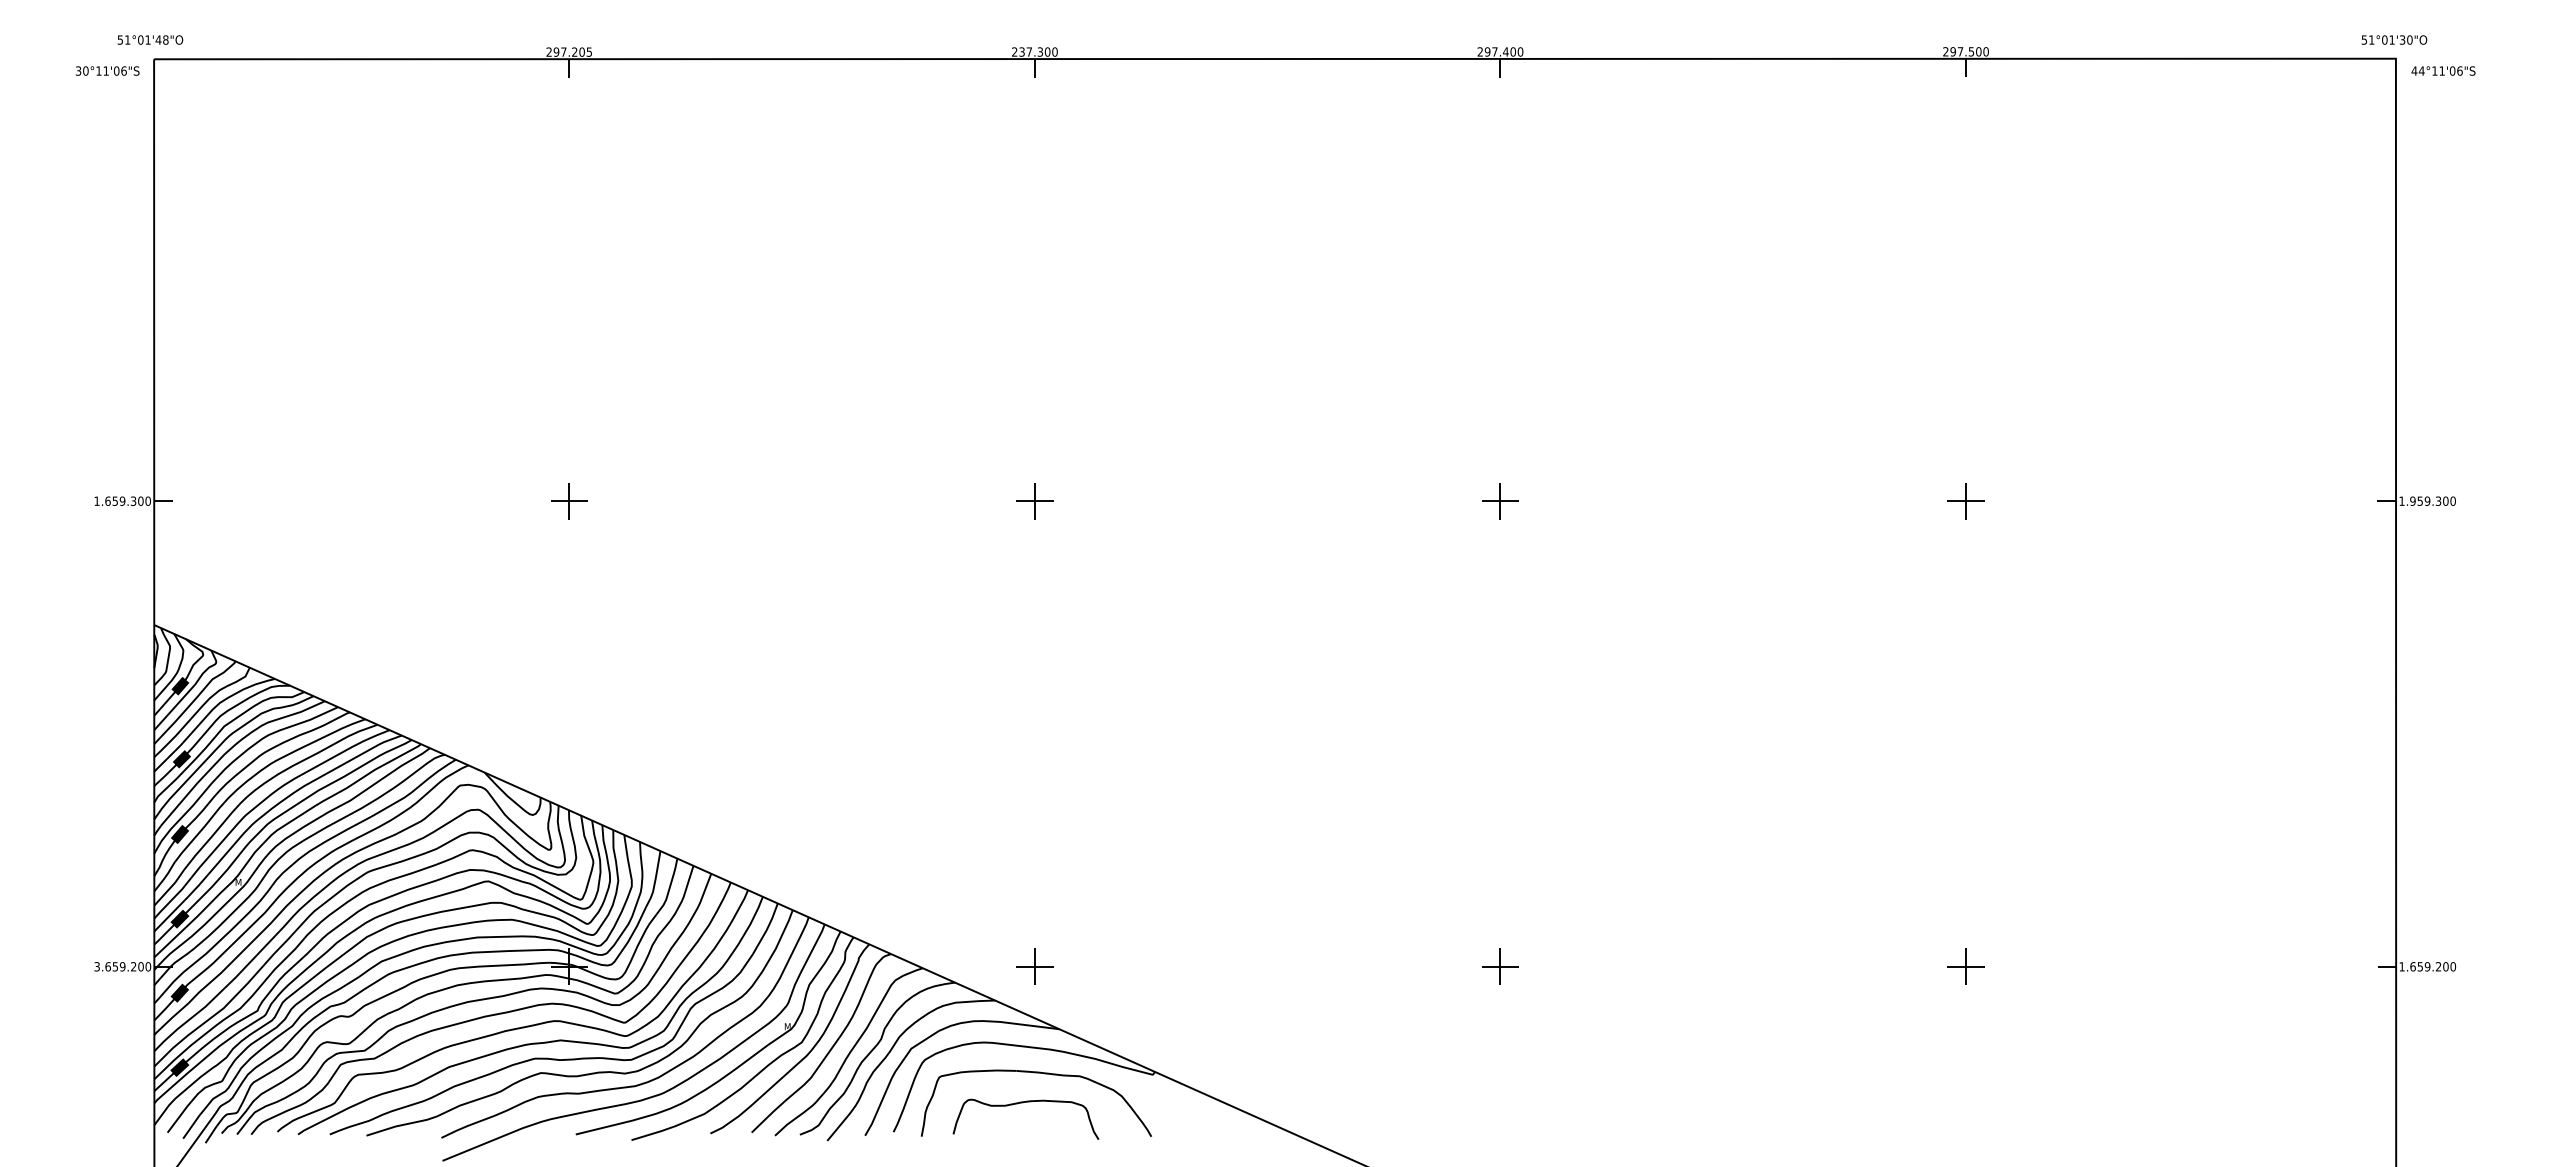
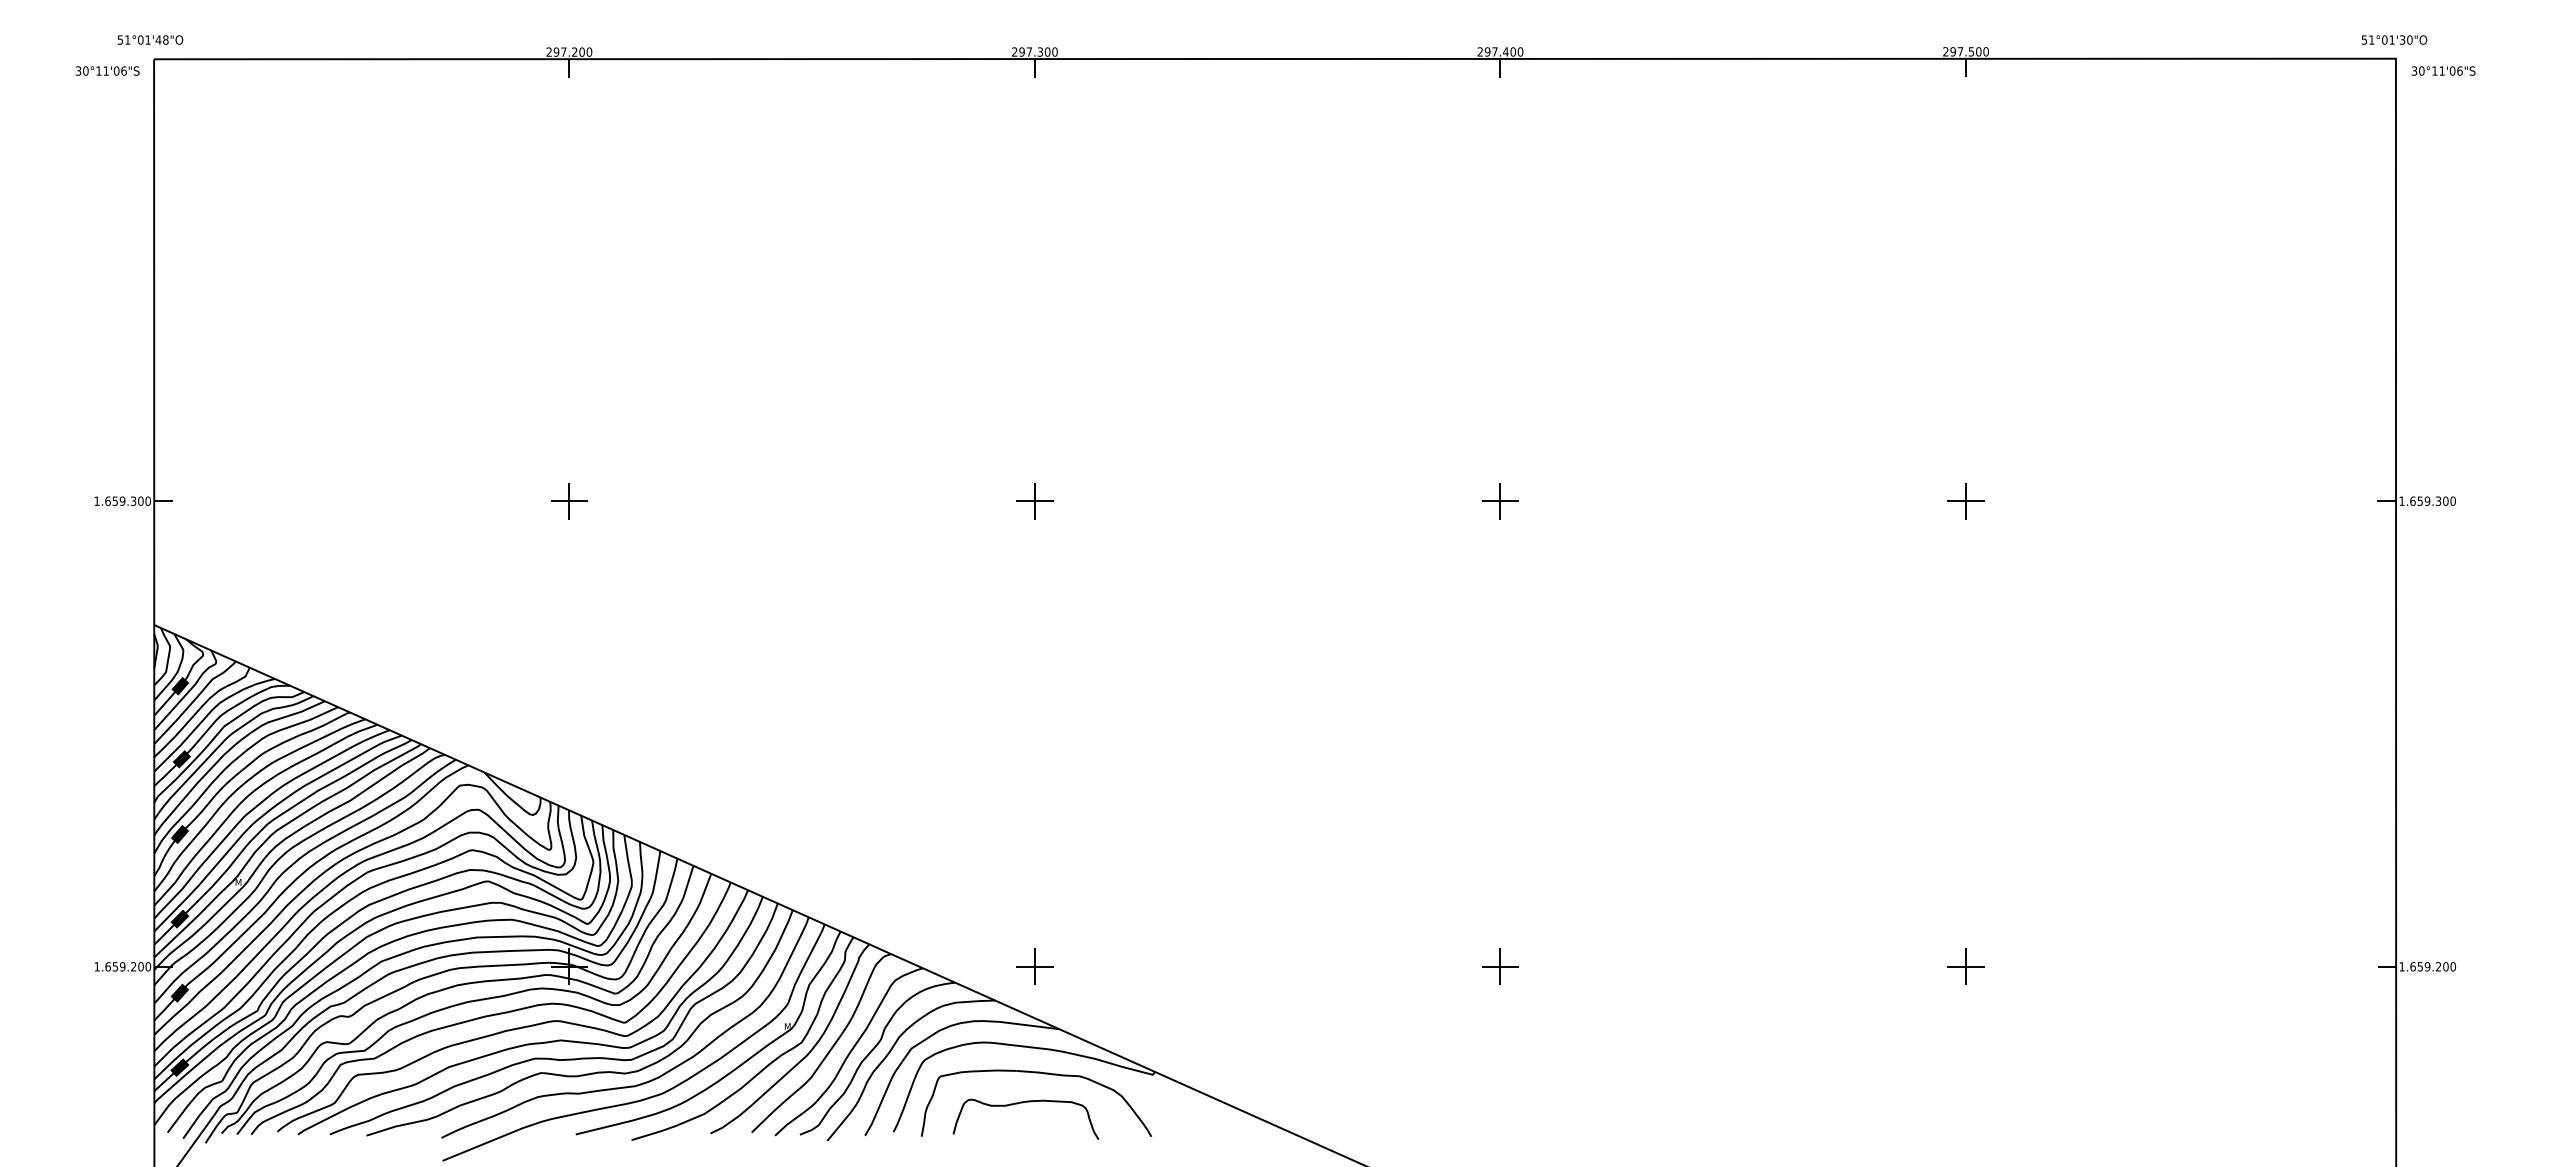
text: 297.205 -> 297.200 (589, 51)
text: 237.300 -> 297.300 (1021, 51)
text: 44°11'06"S -> 30°11'06"S (2417, 70)
text: 1.959.300 -> 1.659.300 (2412, 500)
text: 3.659.200 -> 1.659.200 (96, 966)
